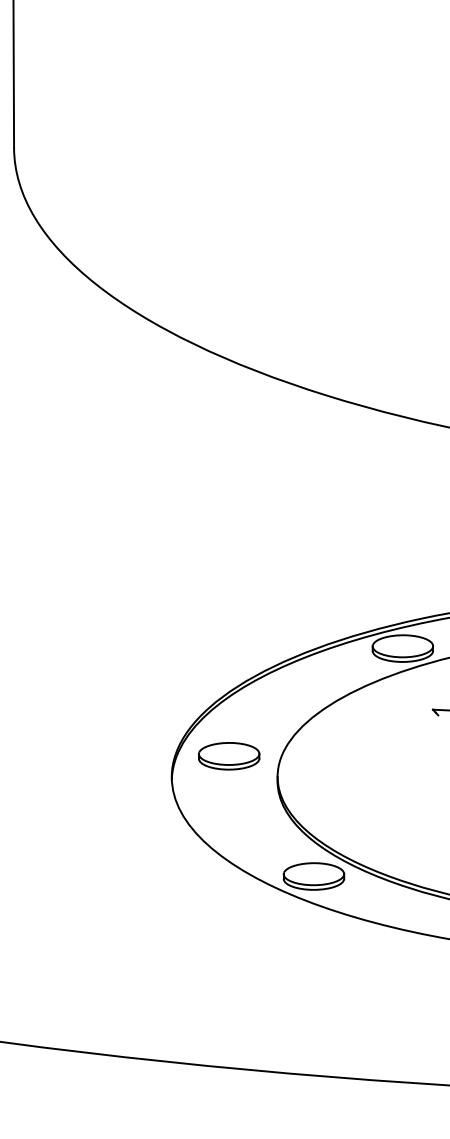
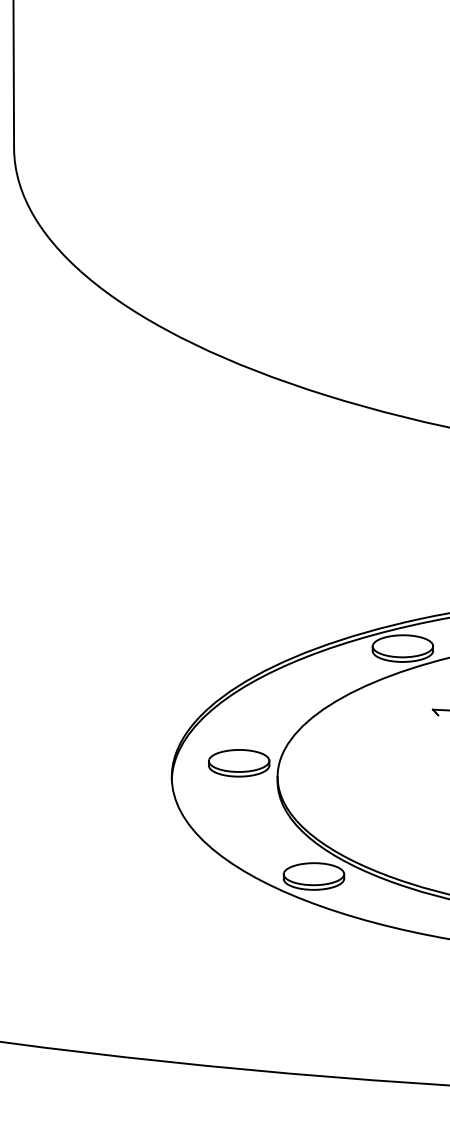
part position: (229, 756) -> (239, 763) (239, 763)
